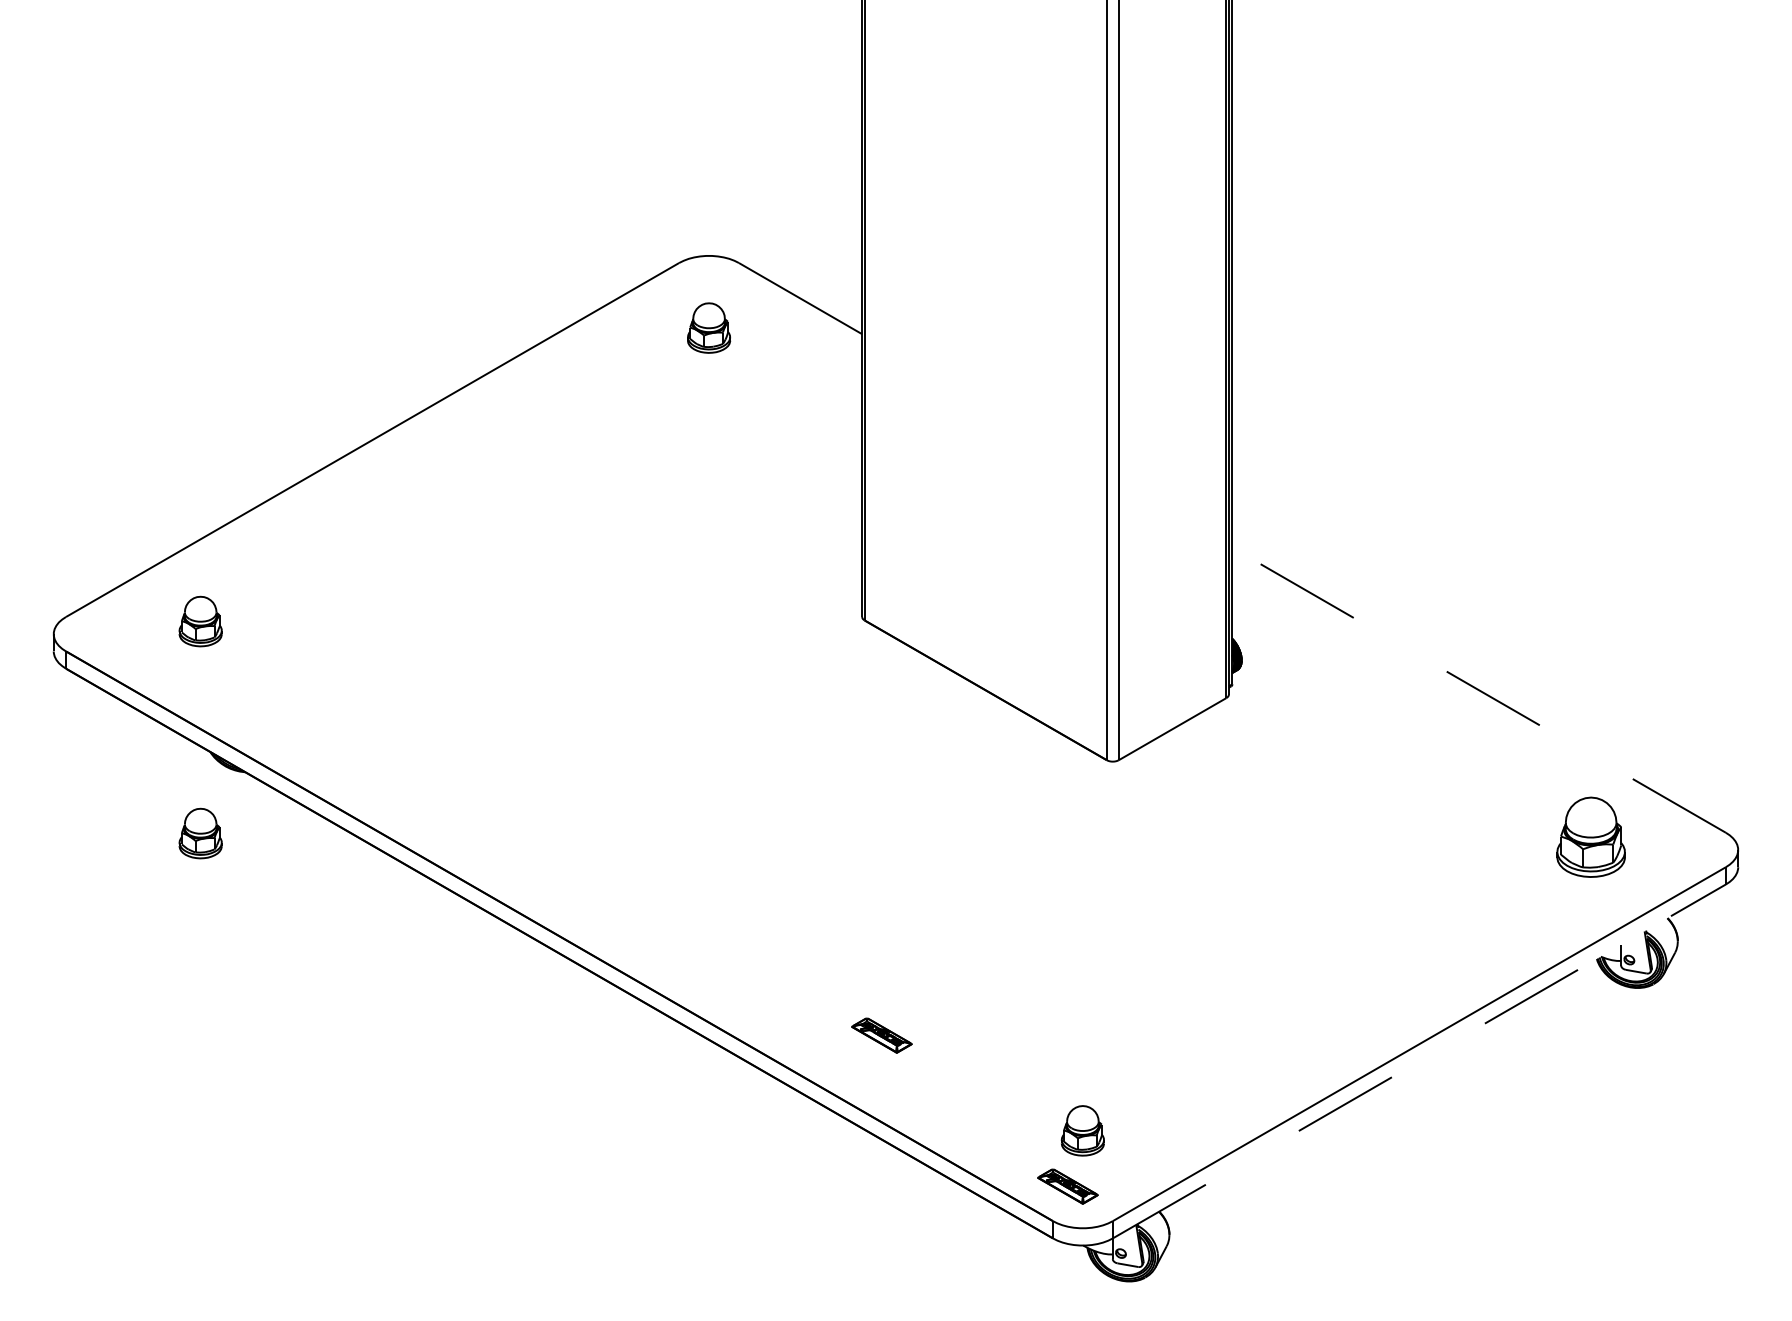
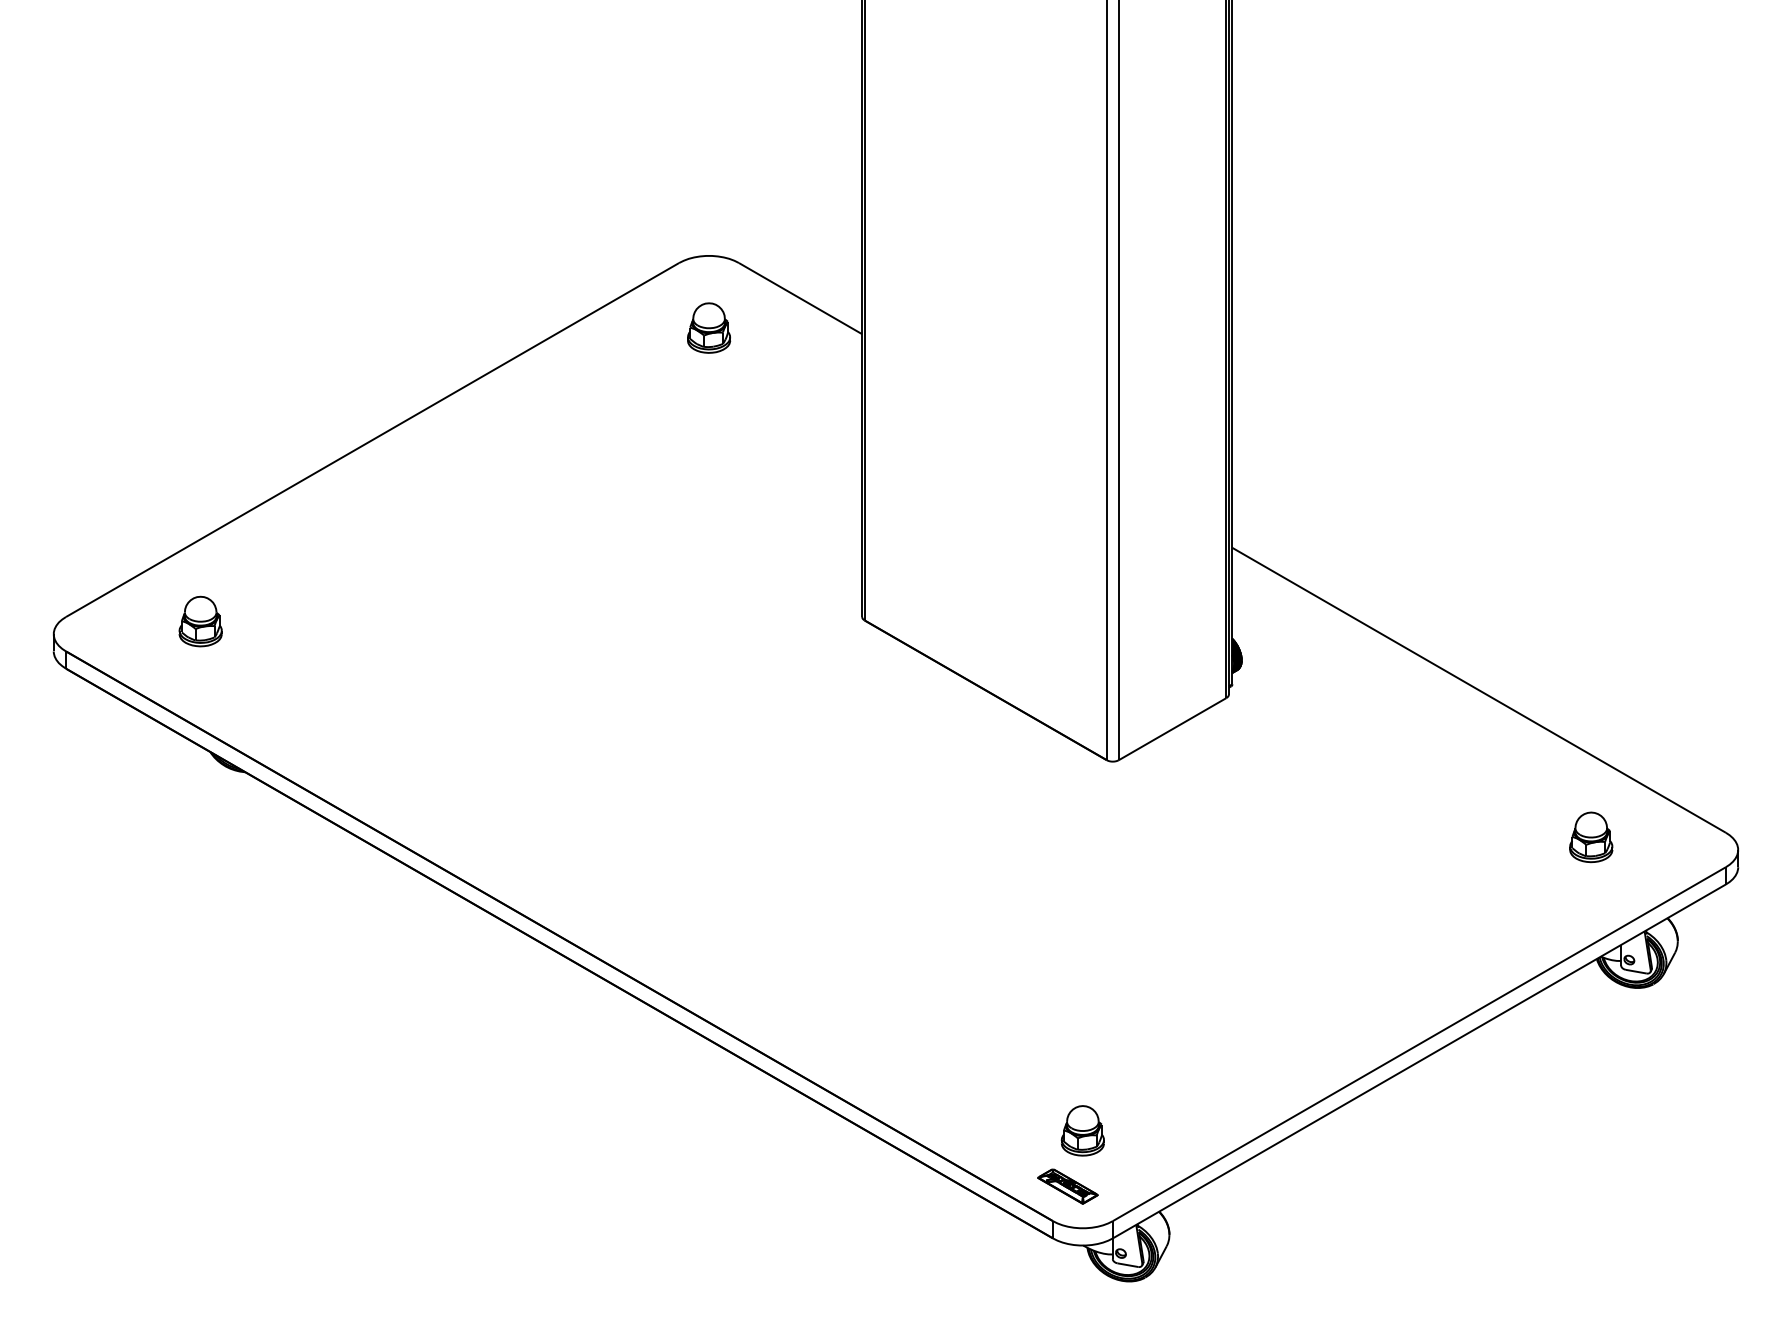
line: dashed -> solid (1479, 690)
part: present -> none (200, 833)
part size: 70x82 px -> 45x53 px (1591, 837)
part: present -> none (881, 1035)
line: dashed -> solid (1419, 1061)
